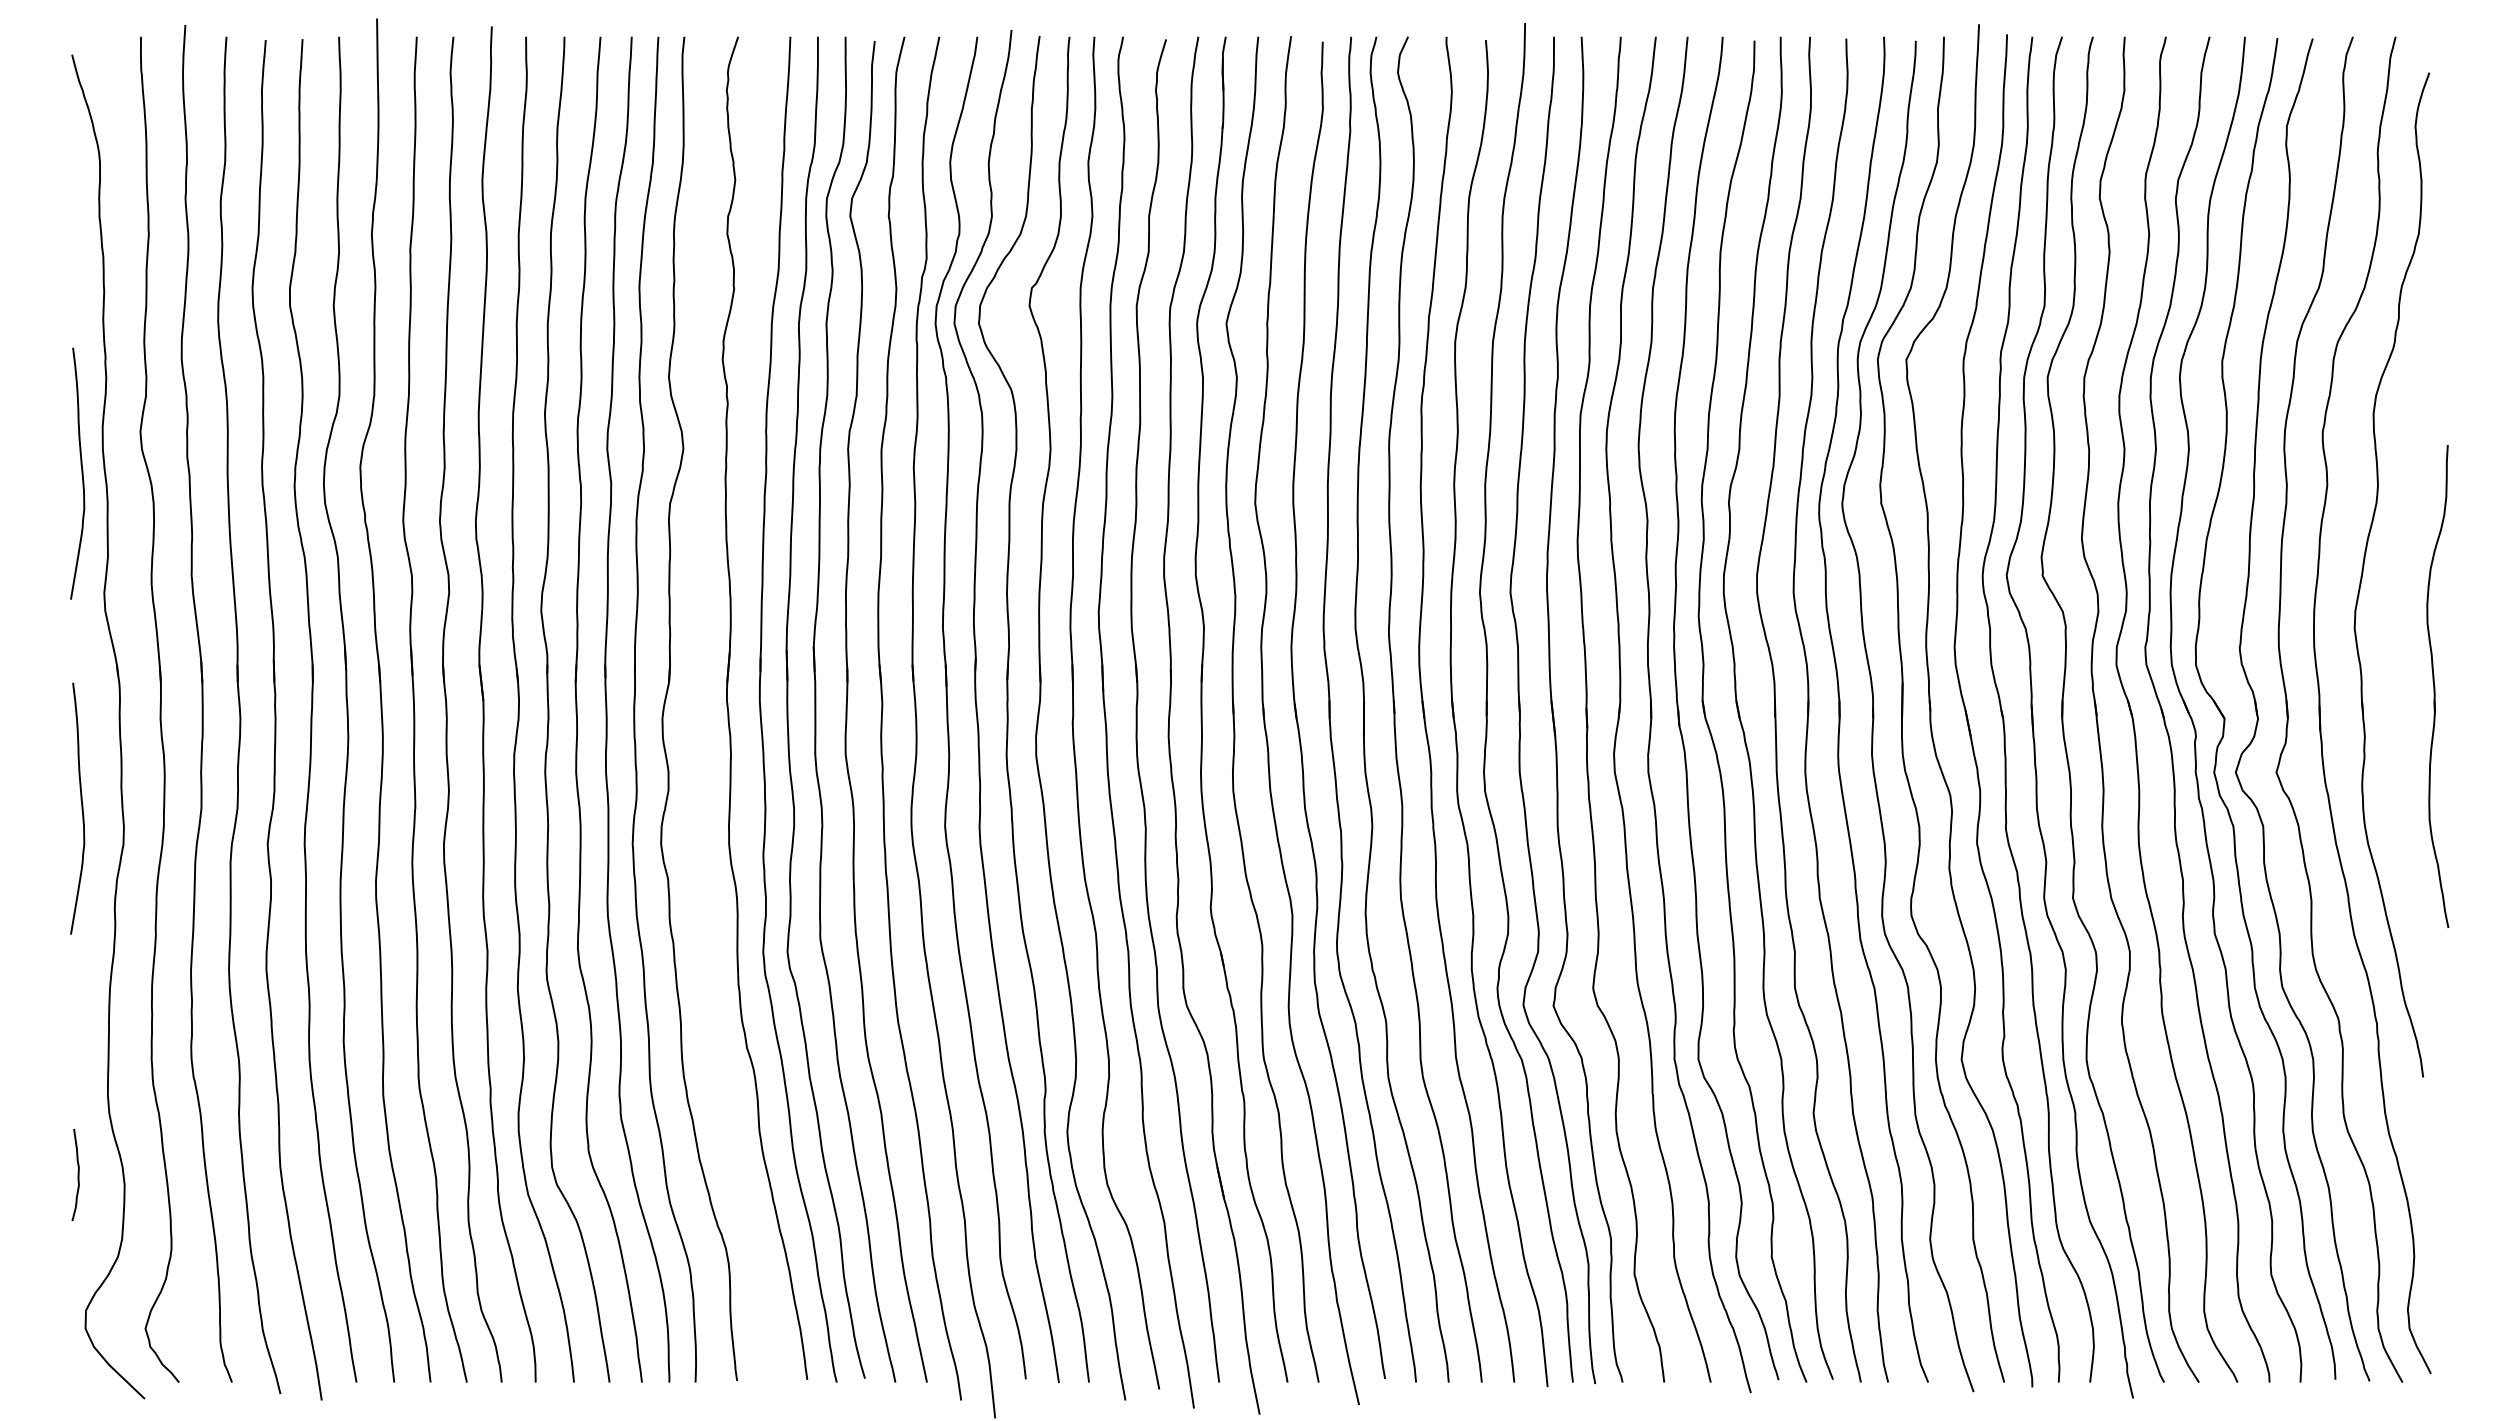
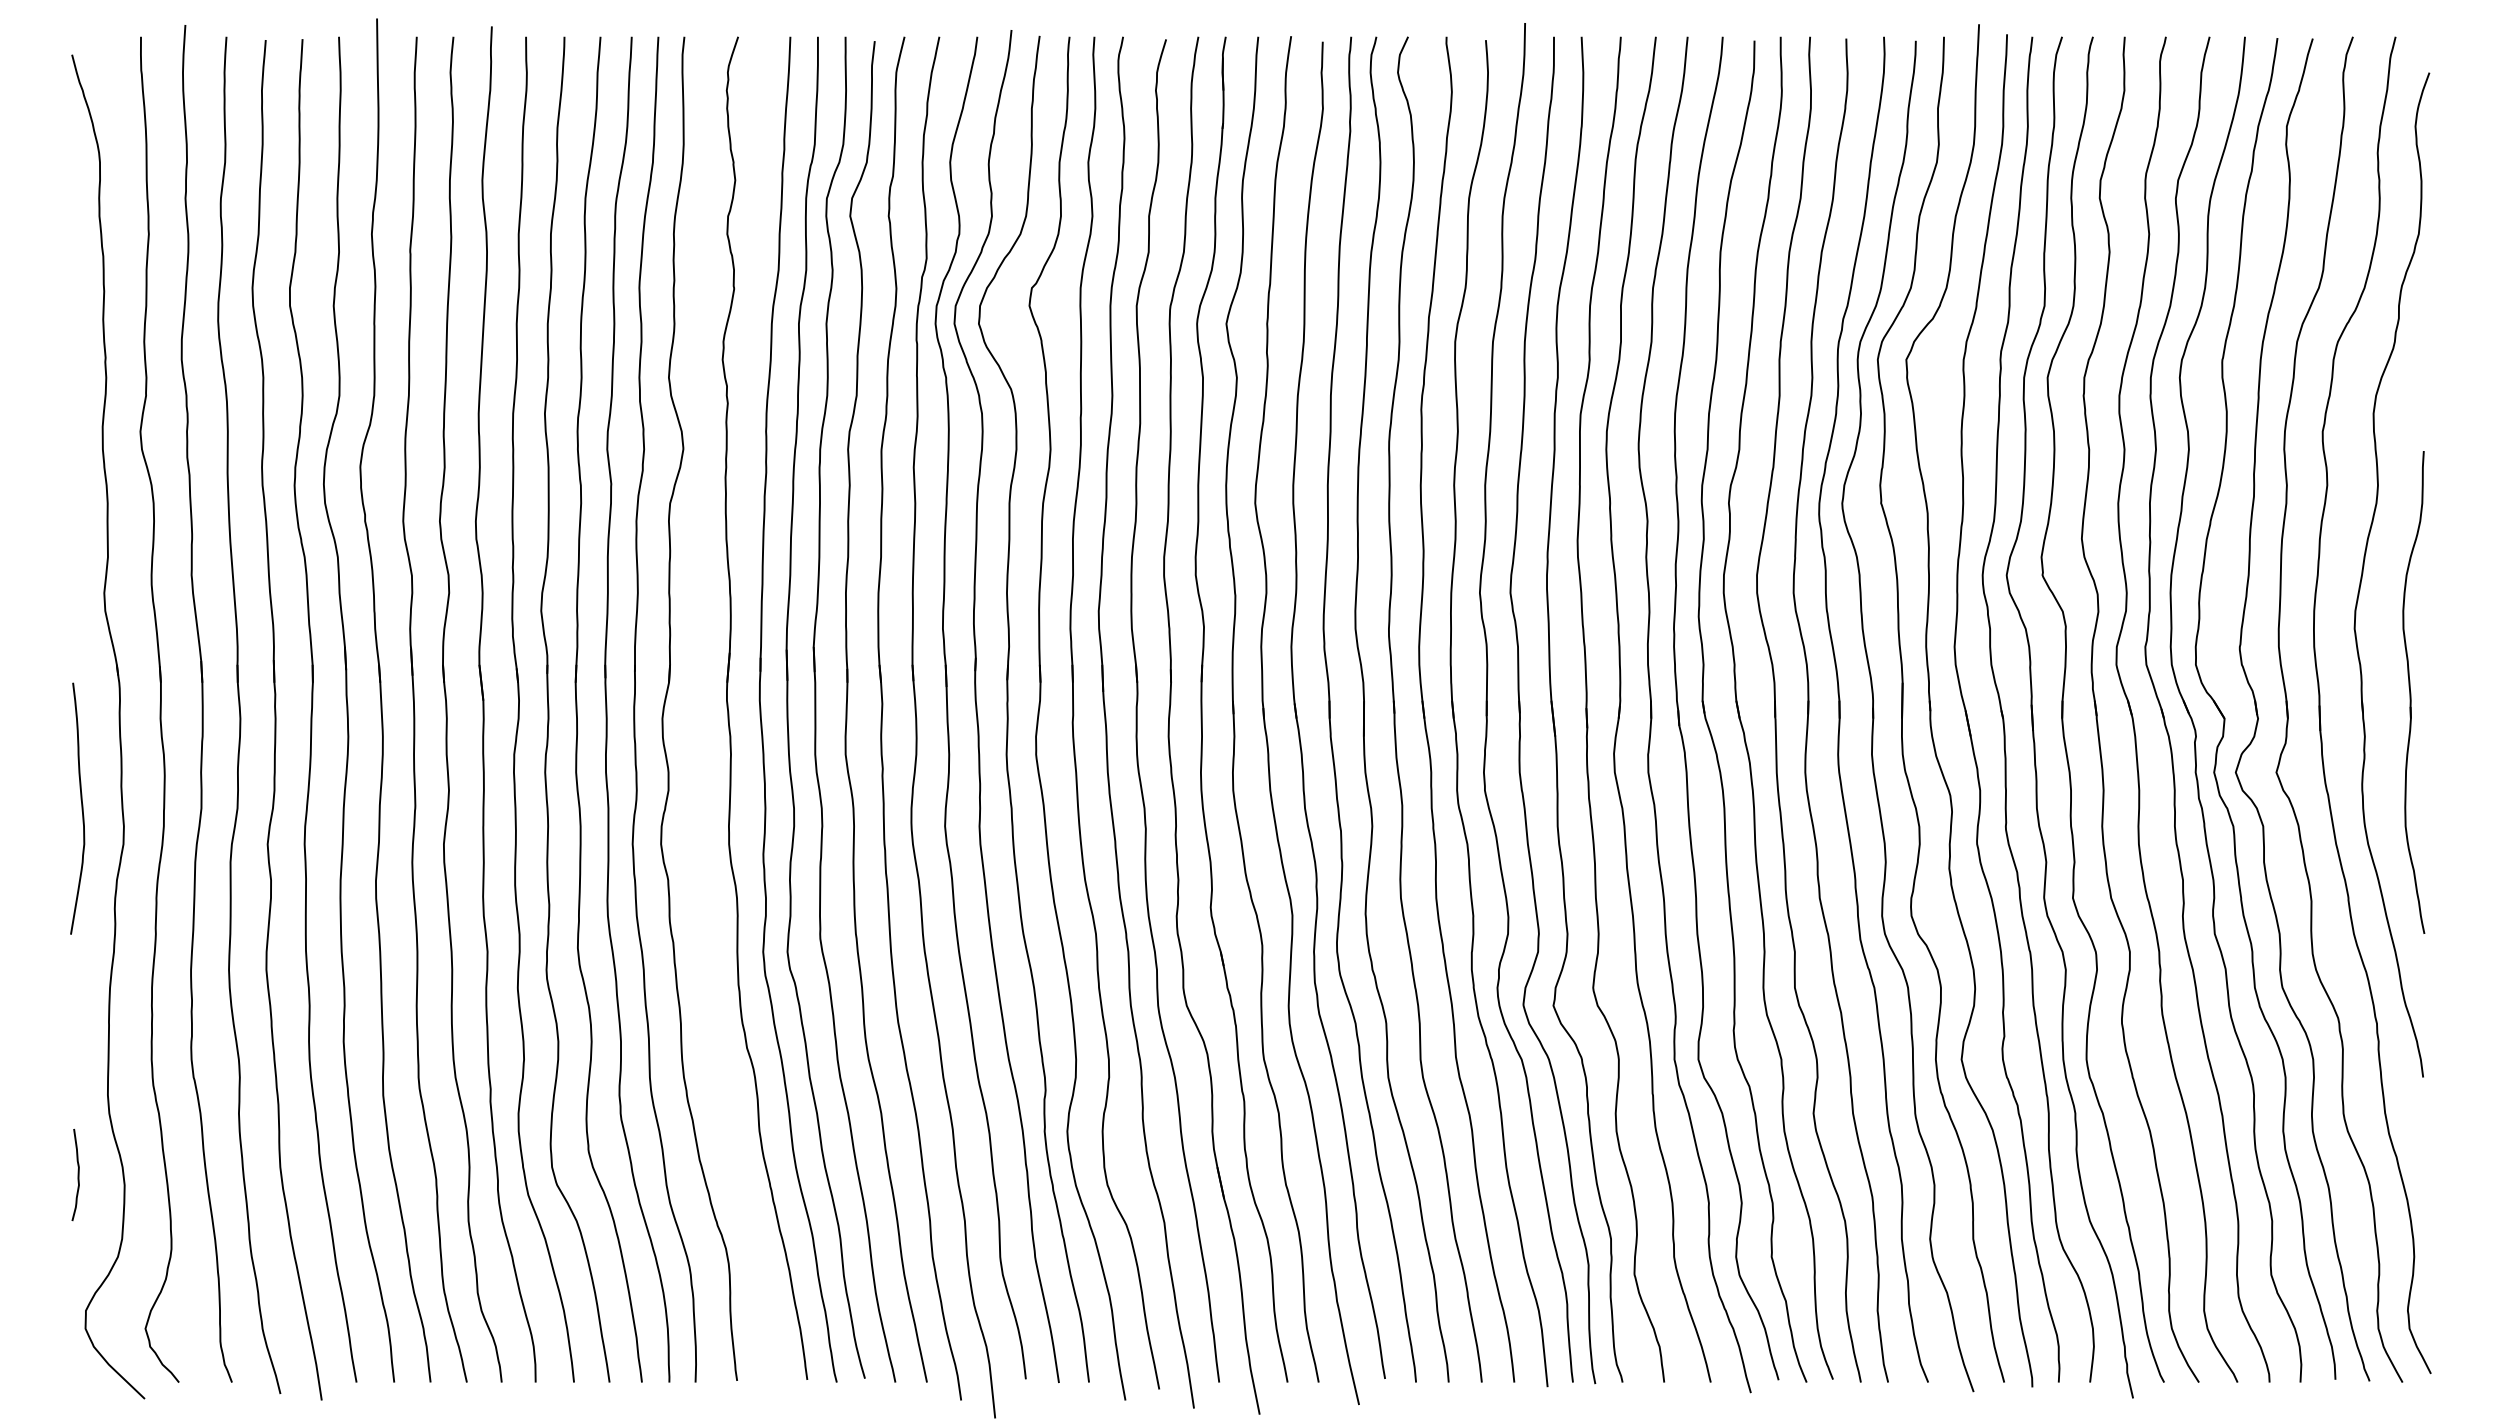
curve: present -> none (81, 473)
part position: (2437, 686) -> (2413, 692) (2413, 692)
